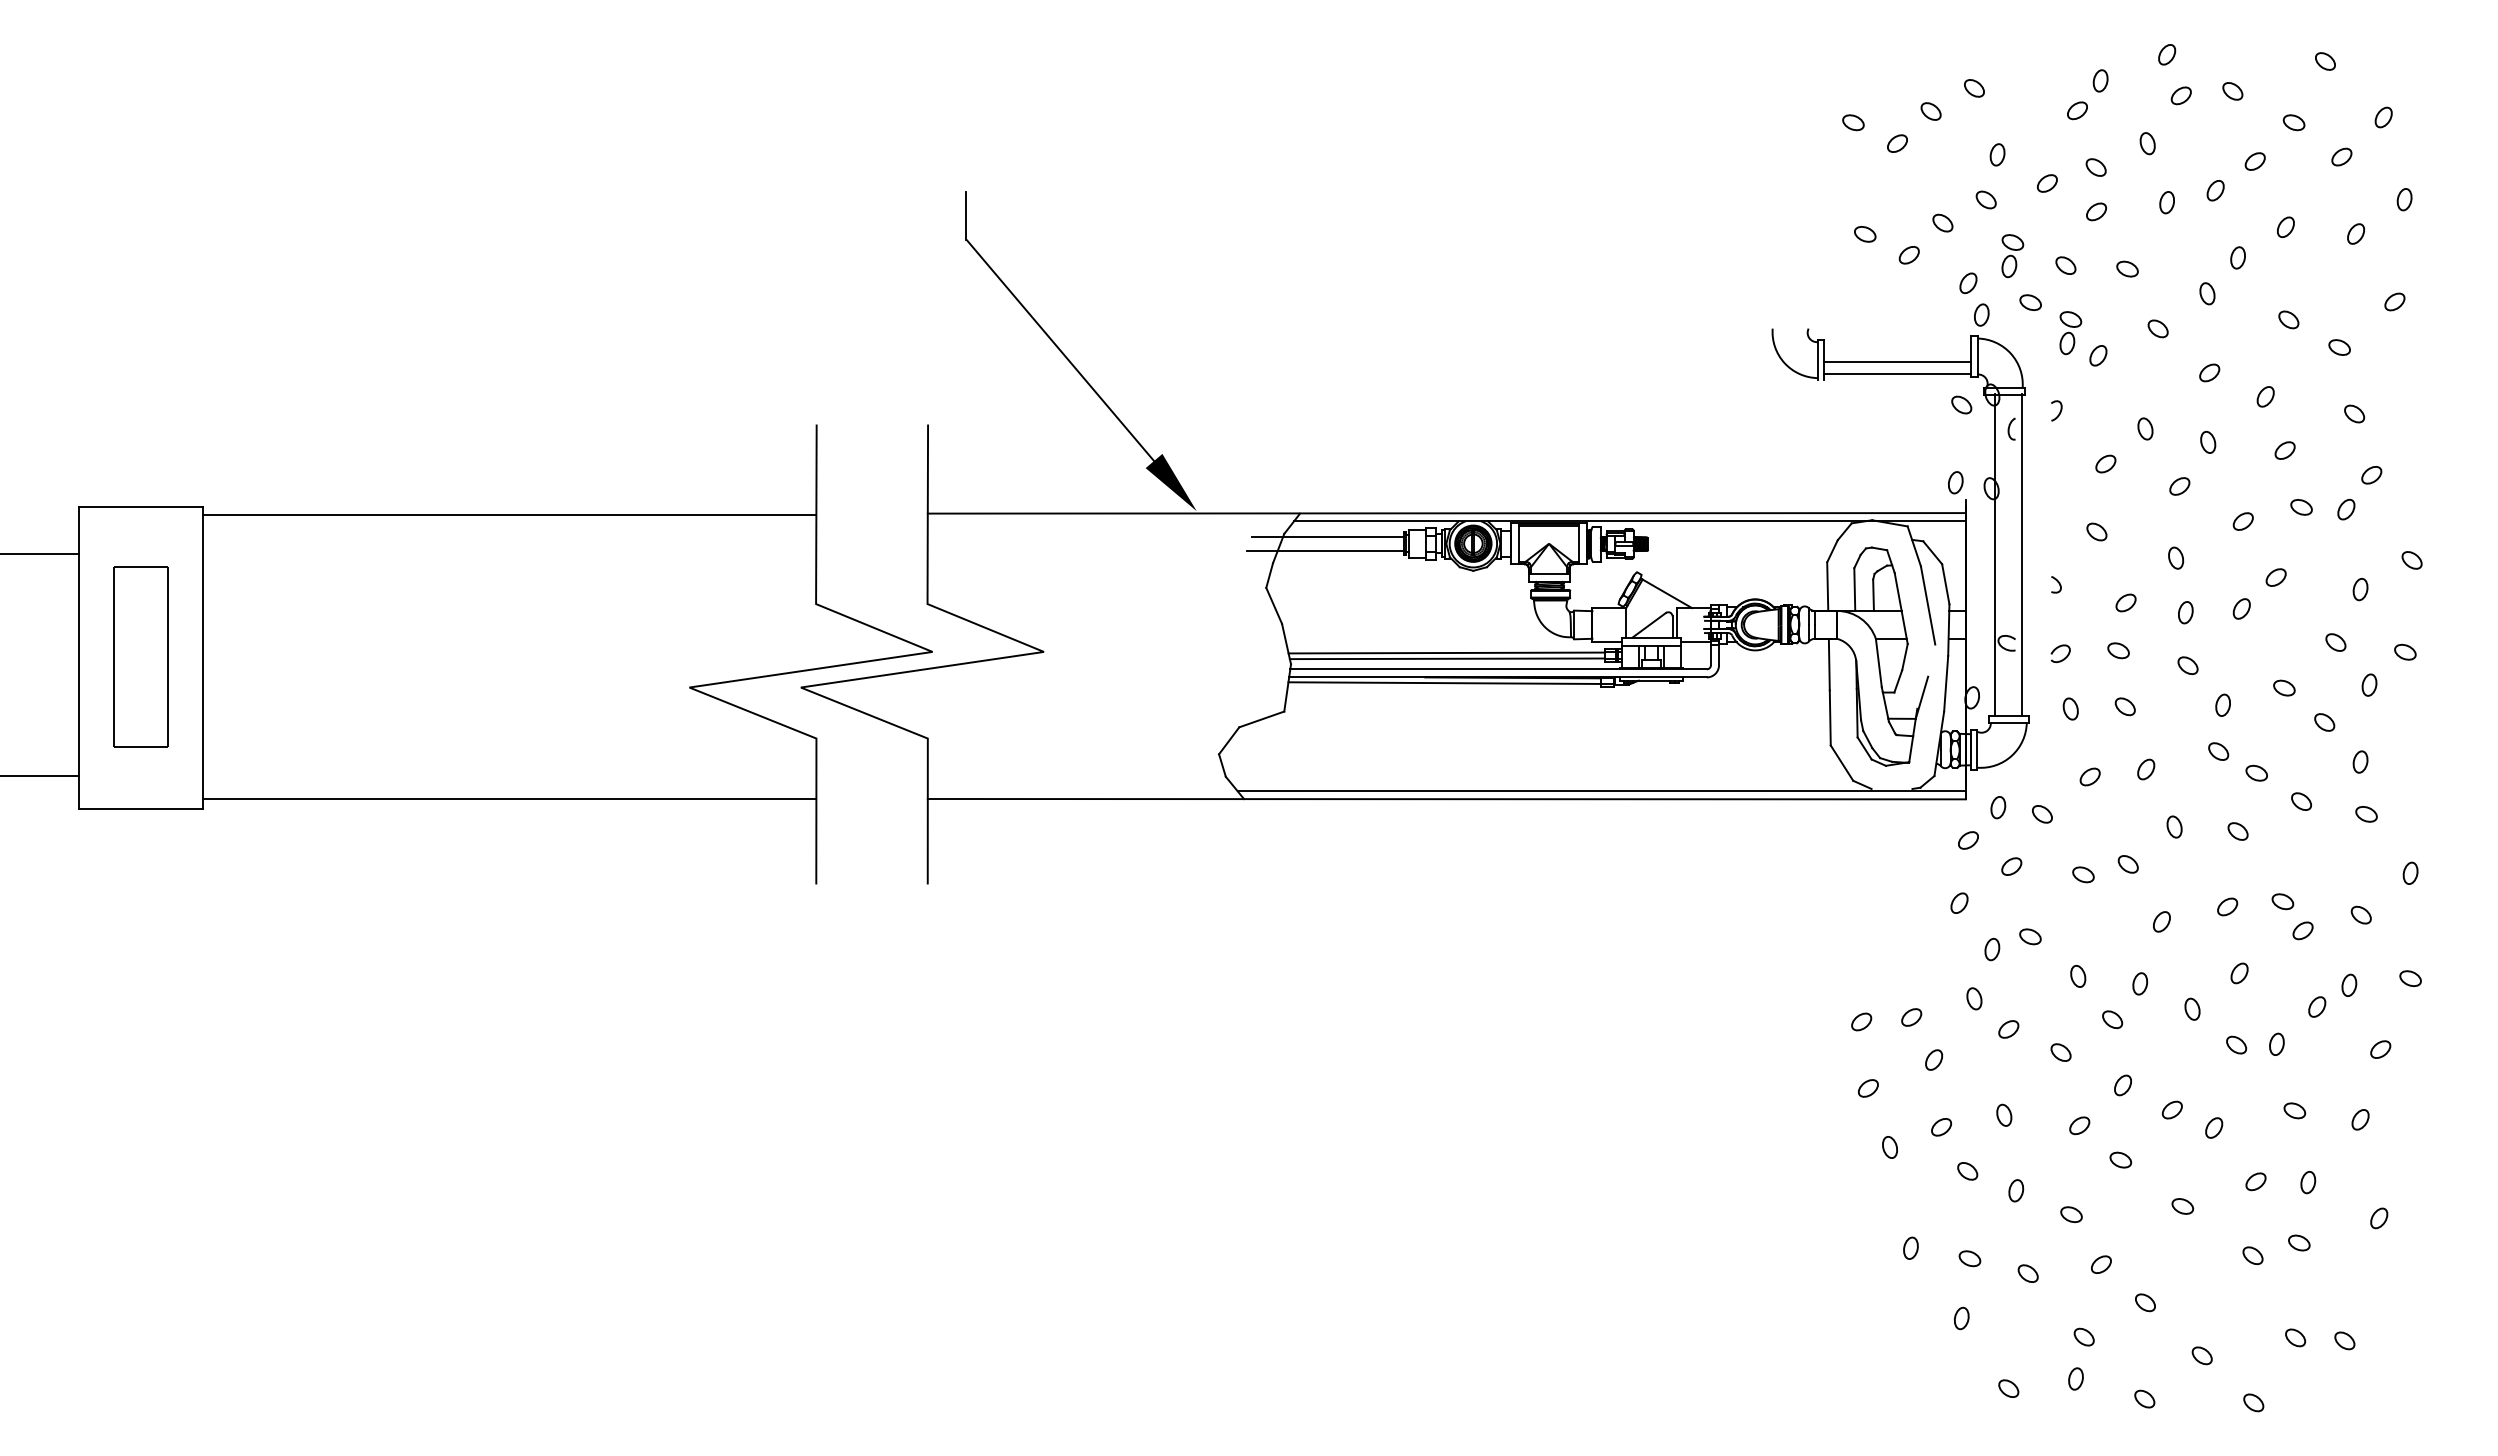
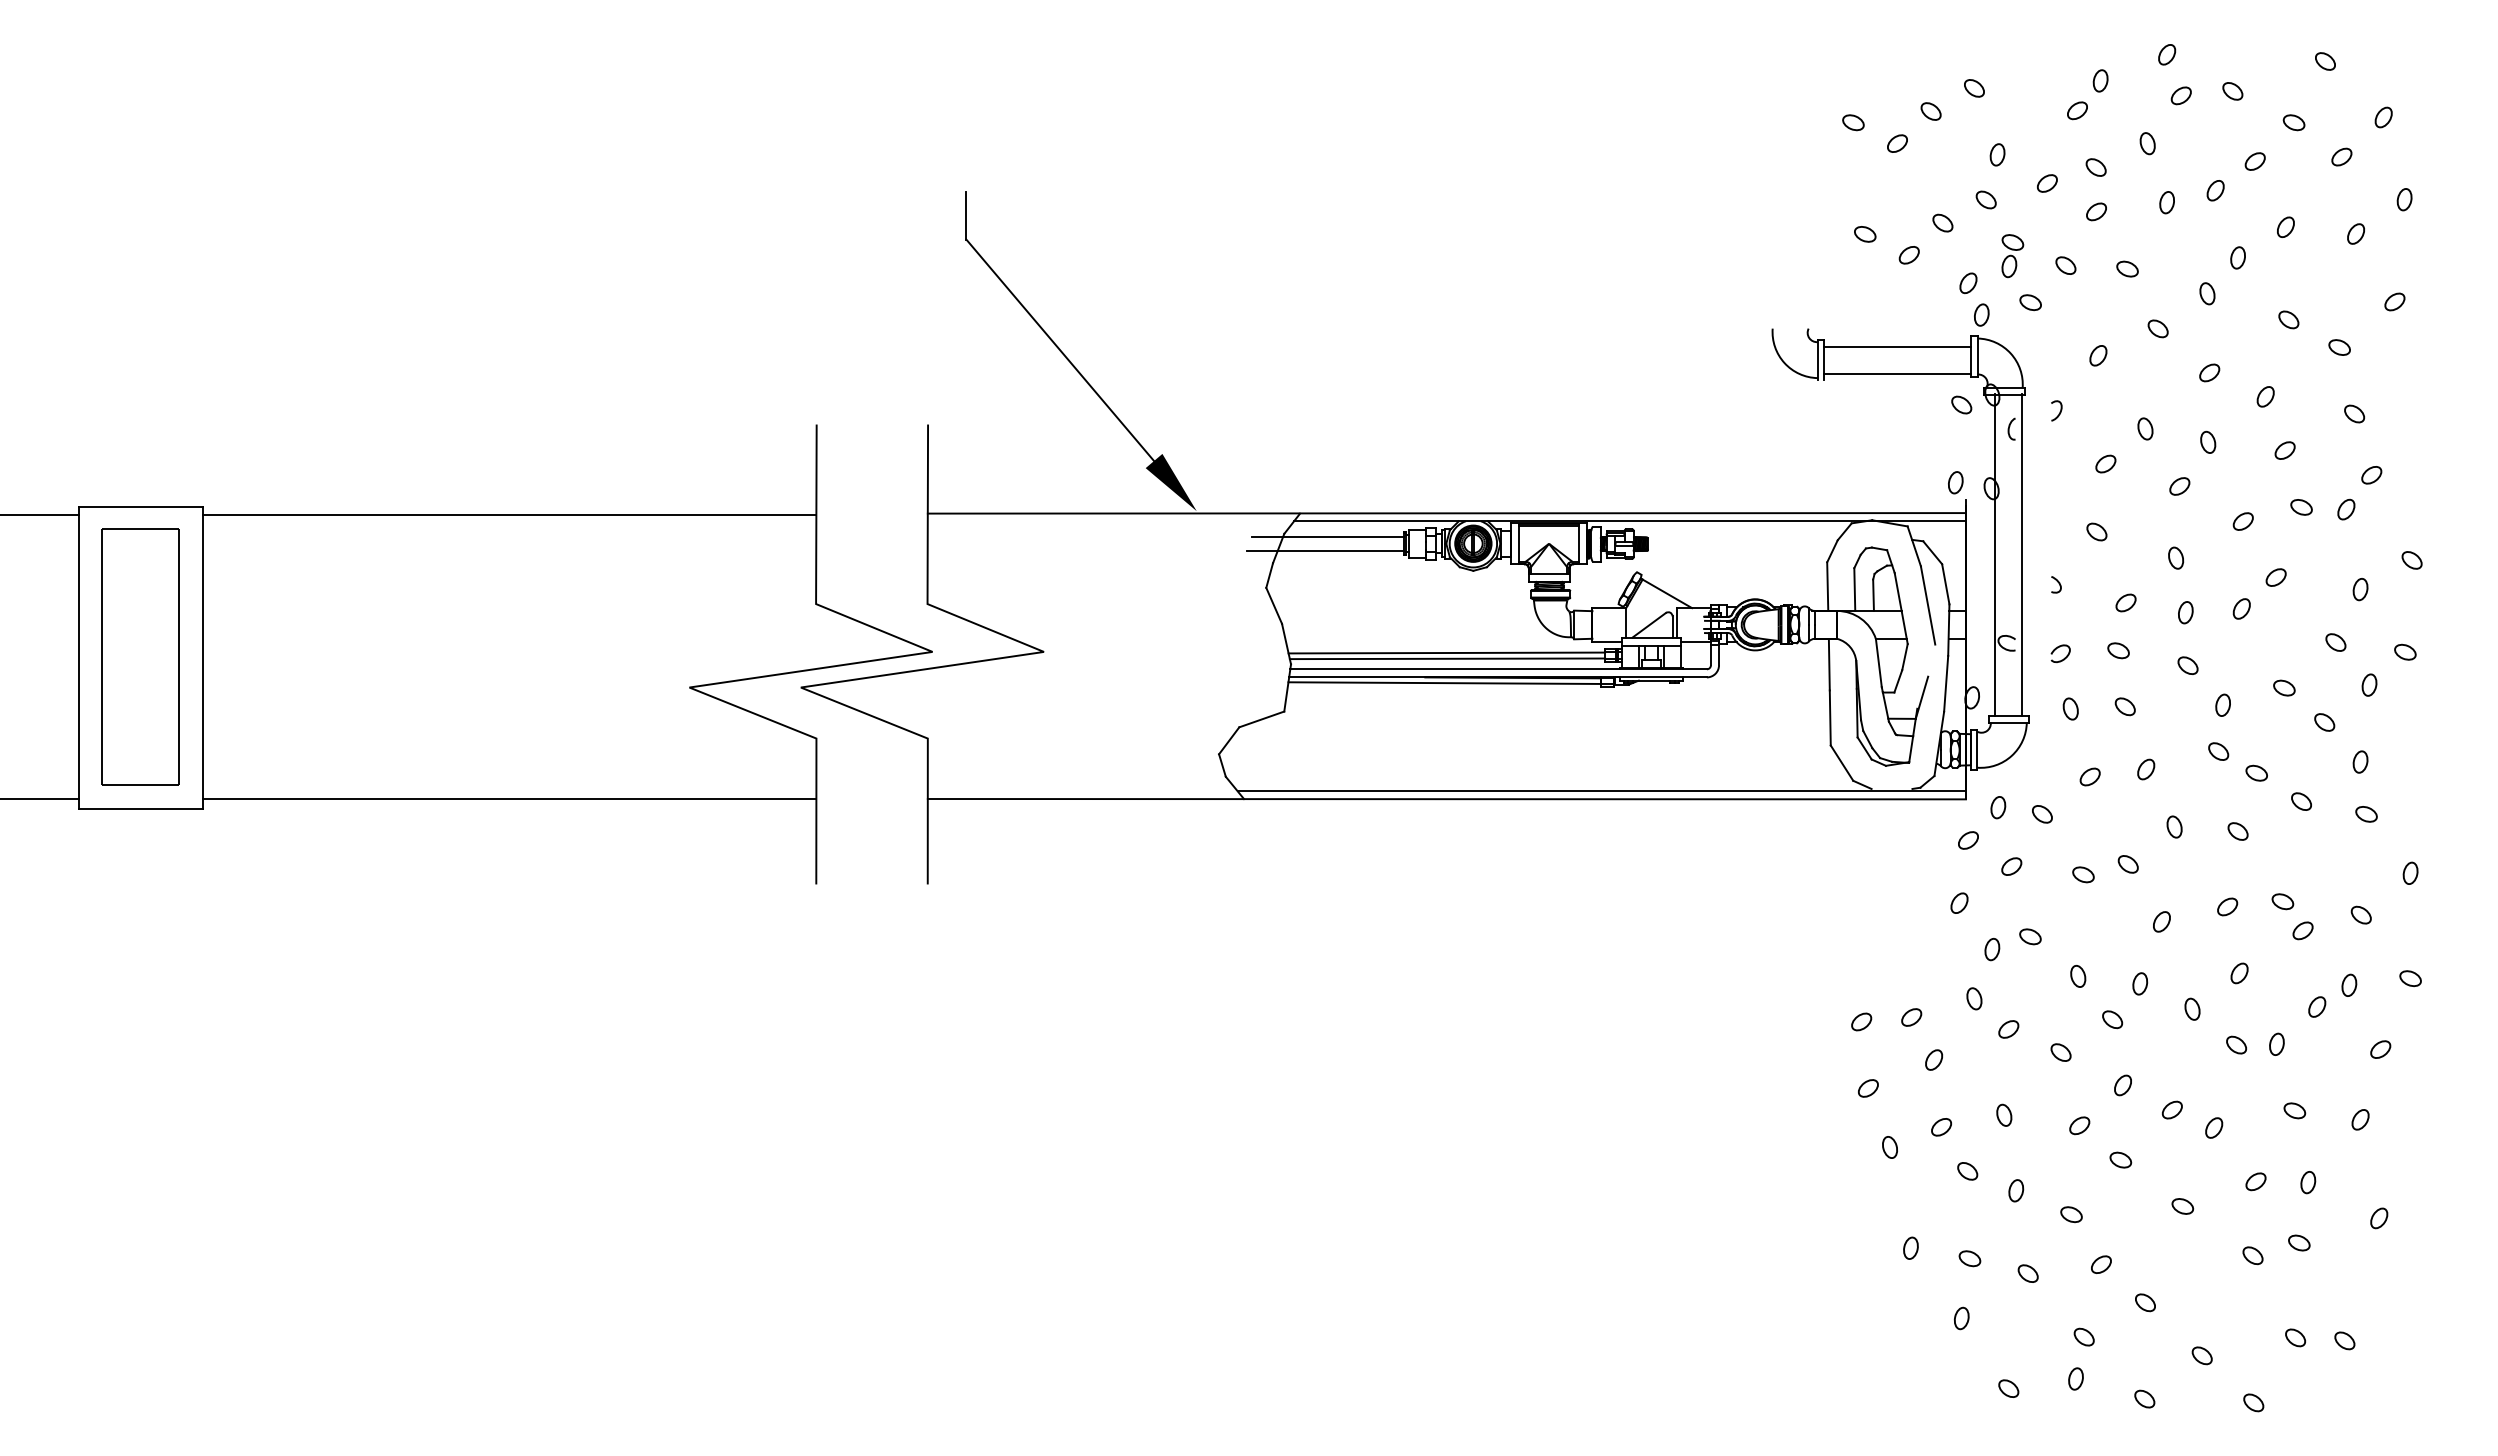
part: present -> none (2070, 333)
line position: (1897, 361) -> (1897, 346) (1897, 346)
line position: (40, 554) -> (40, 515) (40, 515)
part size: 56x182 px -> 79x258 px (140, 656)
line position: (40, 776) -> (40, 799) (40, 799)
